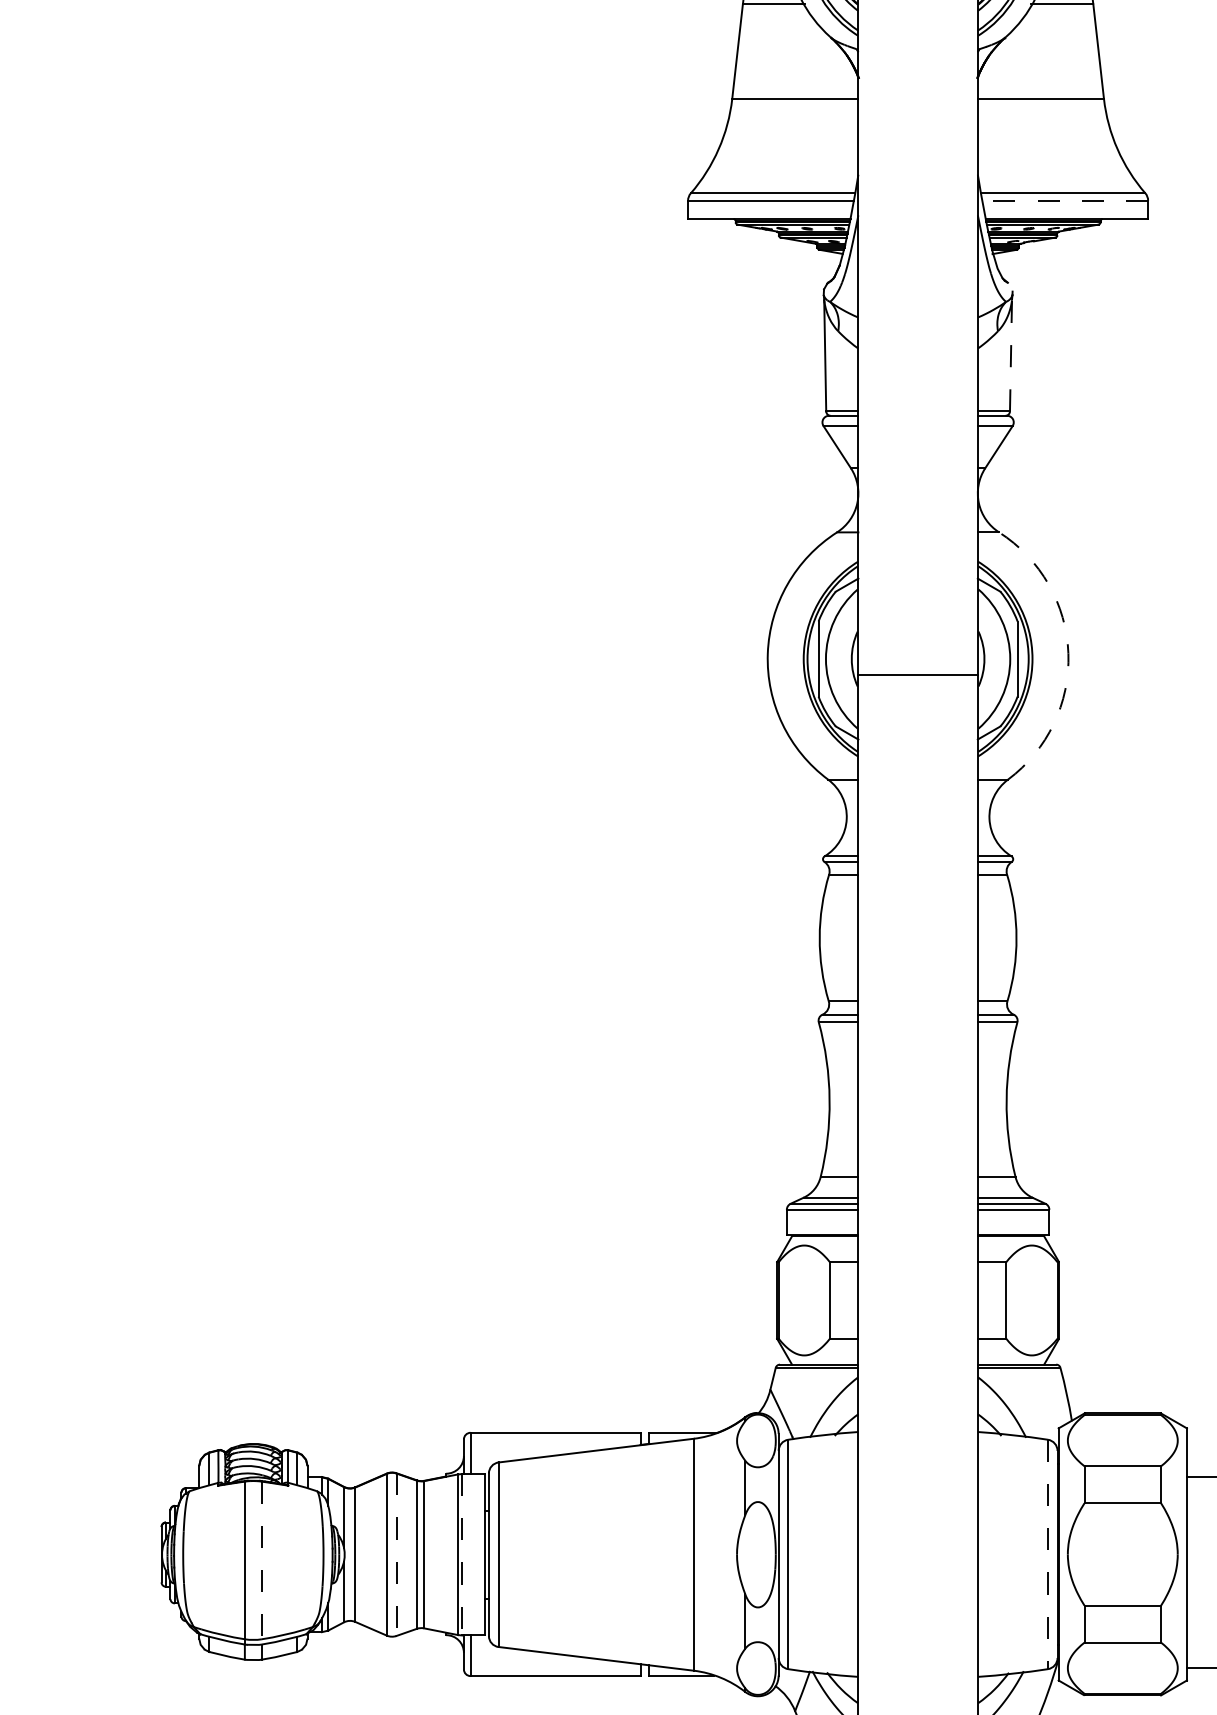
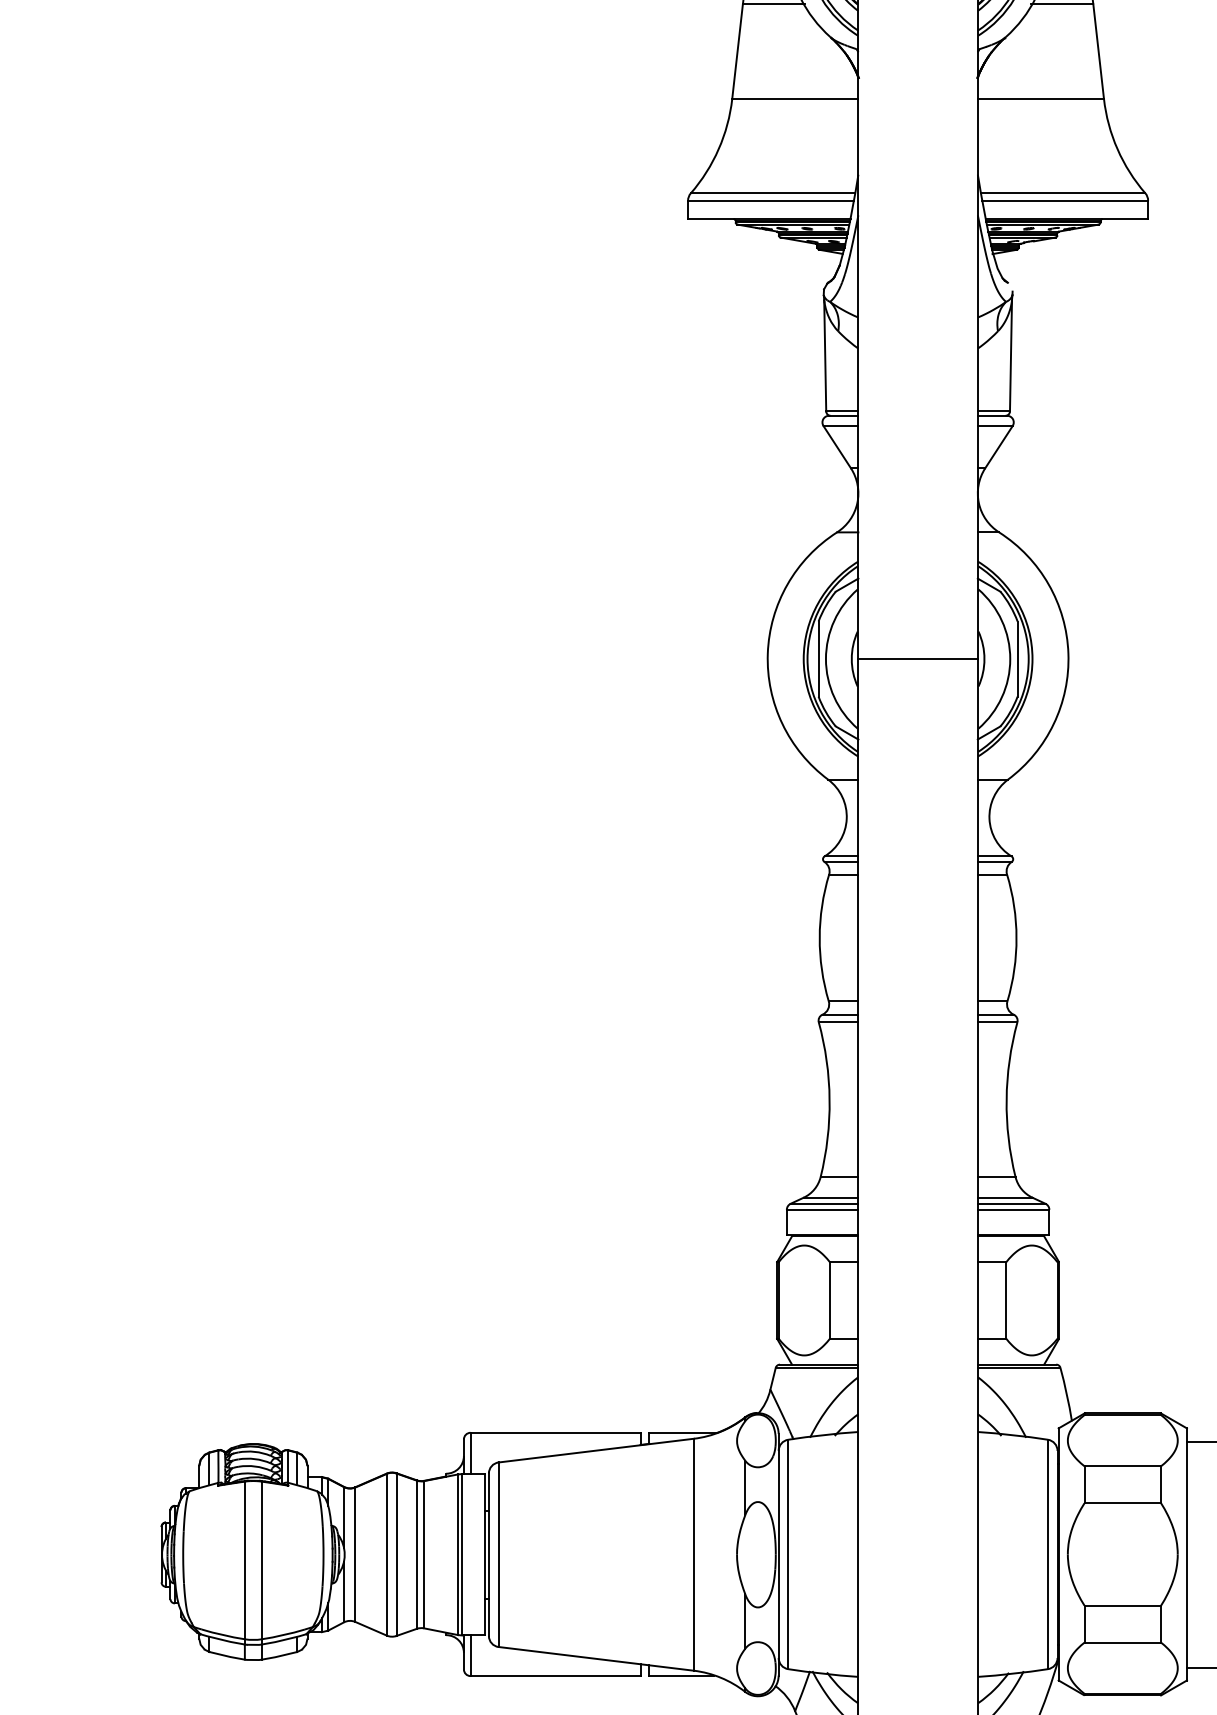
line: dashed -> solid (1065, 200)
line: dashed -> solid (1011, 355)
arc: dashed -> solid (1068, 653)
line position: (917, 675) -> (917, 659) (917, 659)
line position: (1199, 1476) -> (1199, 1441) (1199, 1441)
line: dashed -> solid (462, 1554)
line: dashed -> solid (1047, 1554)
line: dashed -> solid (396, 1555)
line: dashed -> solid (261, 1563)
